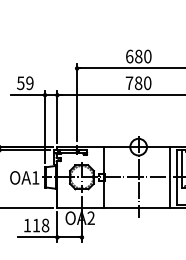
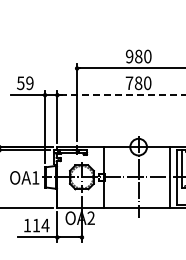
text: 680 -> 980 (129, 56)
line: solid -> dashed (122, 95)
text: 118 -> 114 (45, 225)
